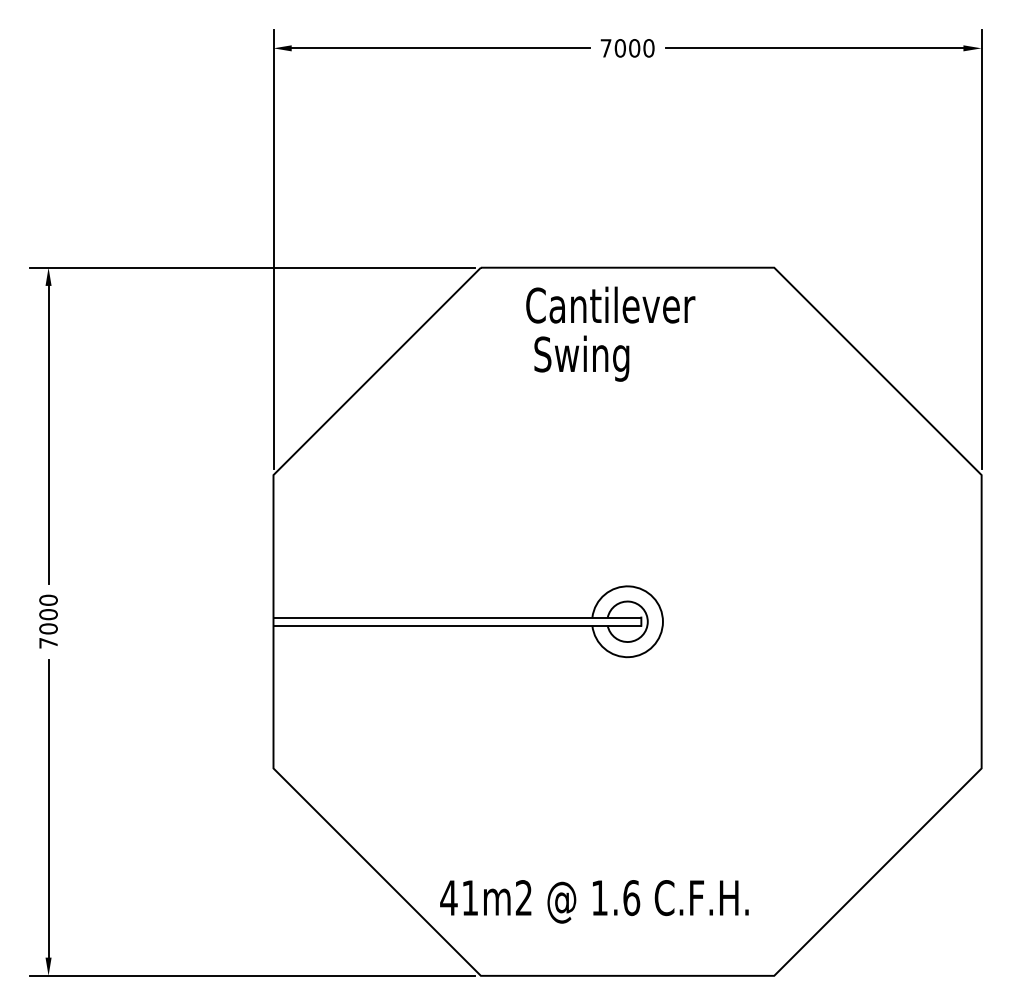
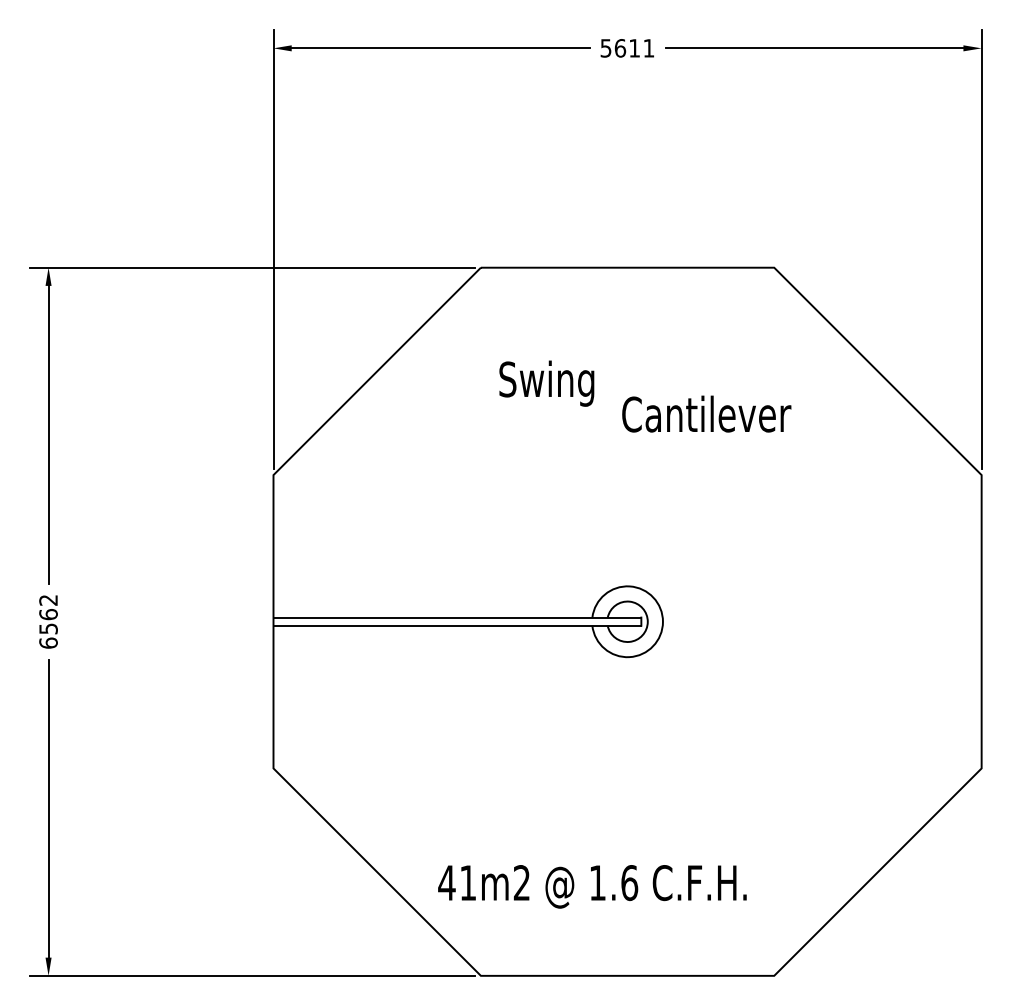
text: 7000 -> 5611 (627, 48)
text position: (610, 304) -> (706, 413) (706, 413)
text position: (581, 358) -> (546, 383) (546, 383)
text: 7000 -> 6562 (48, 621)
text position: (594, 901) -> (592, 886) (592, 886)
